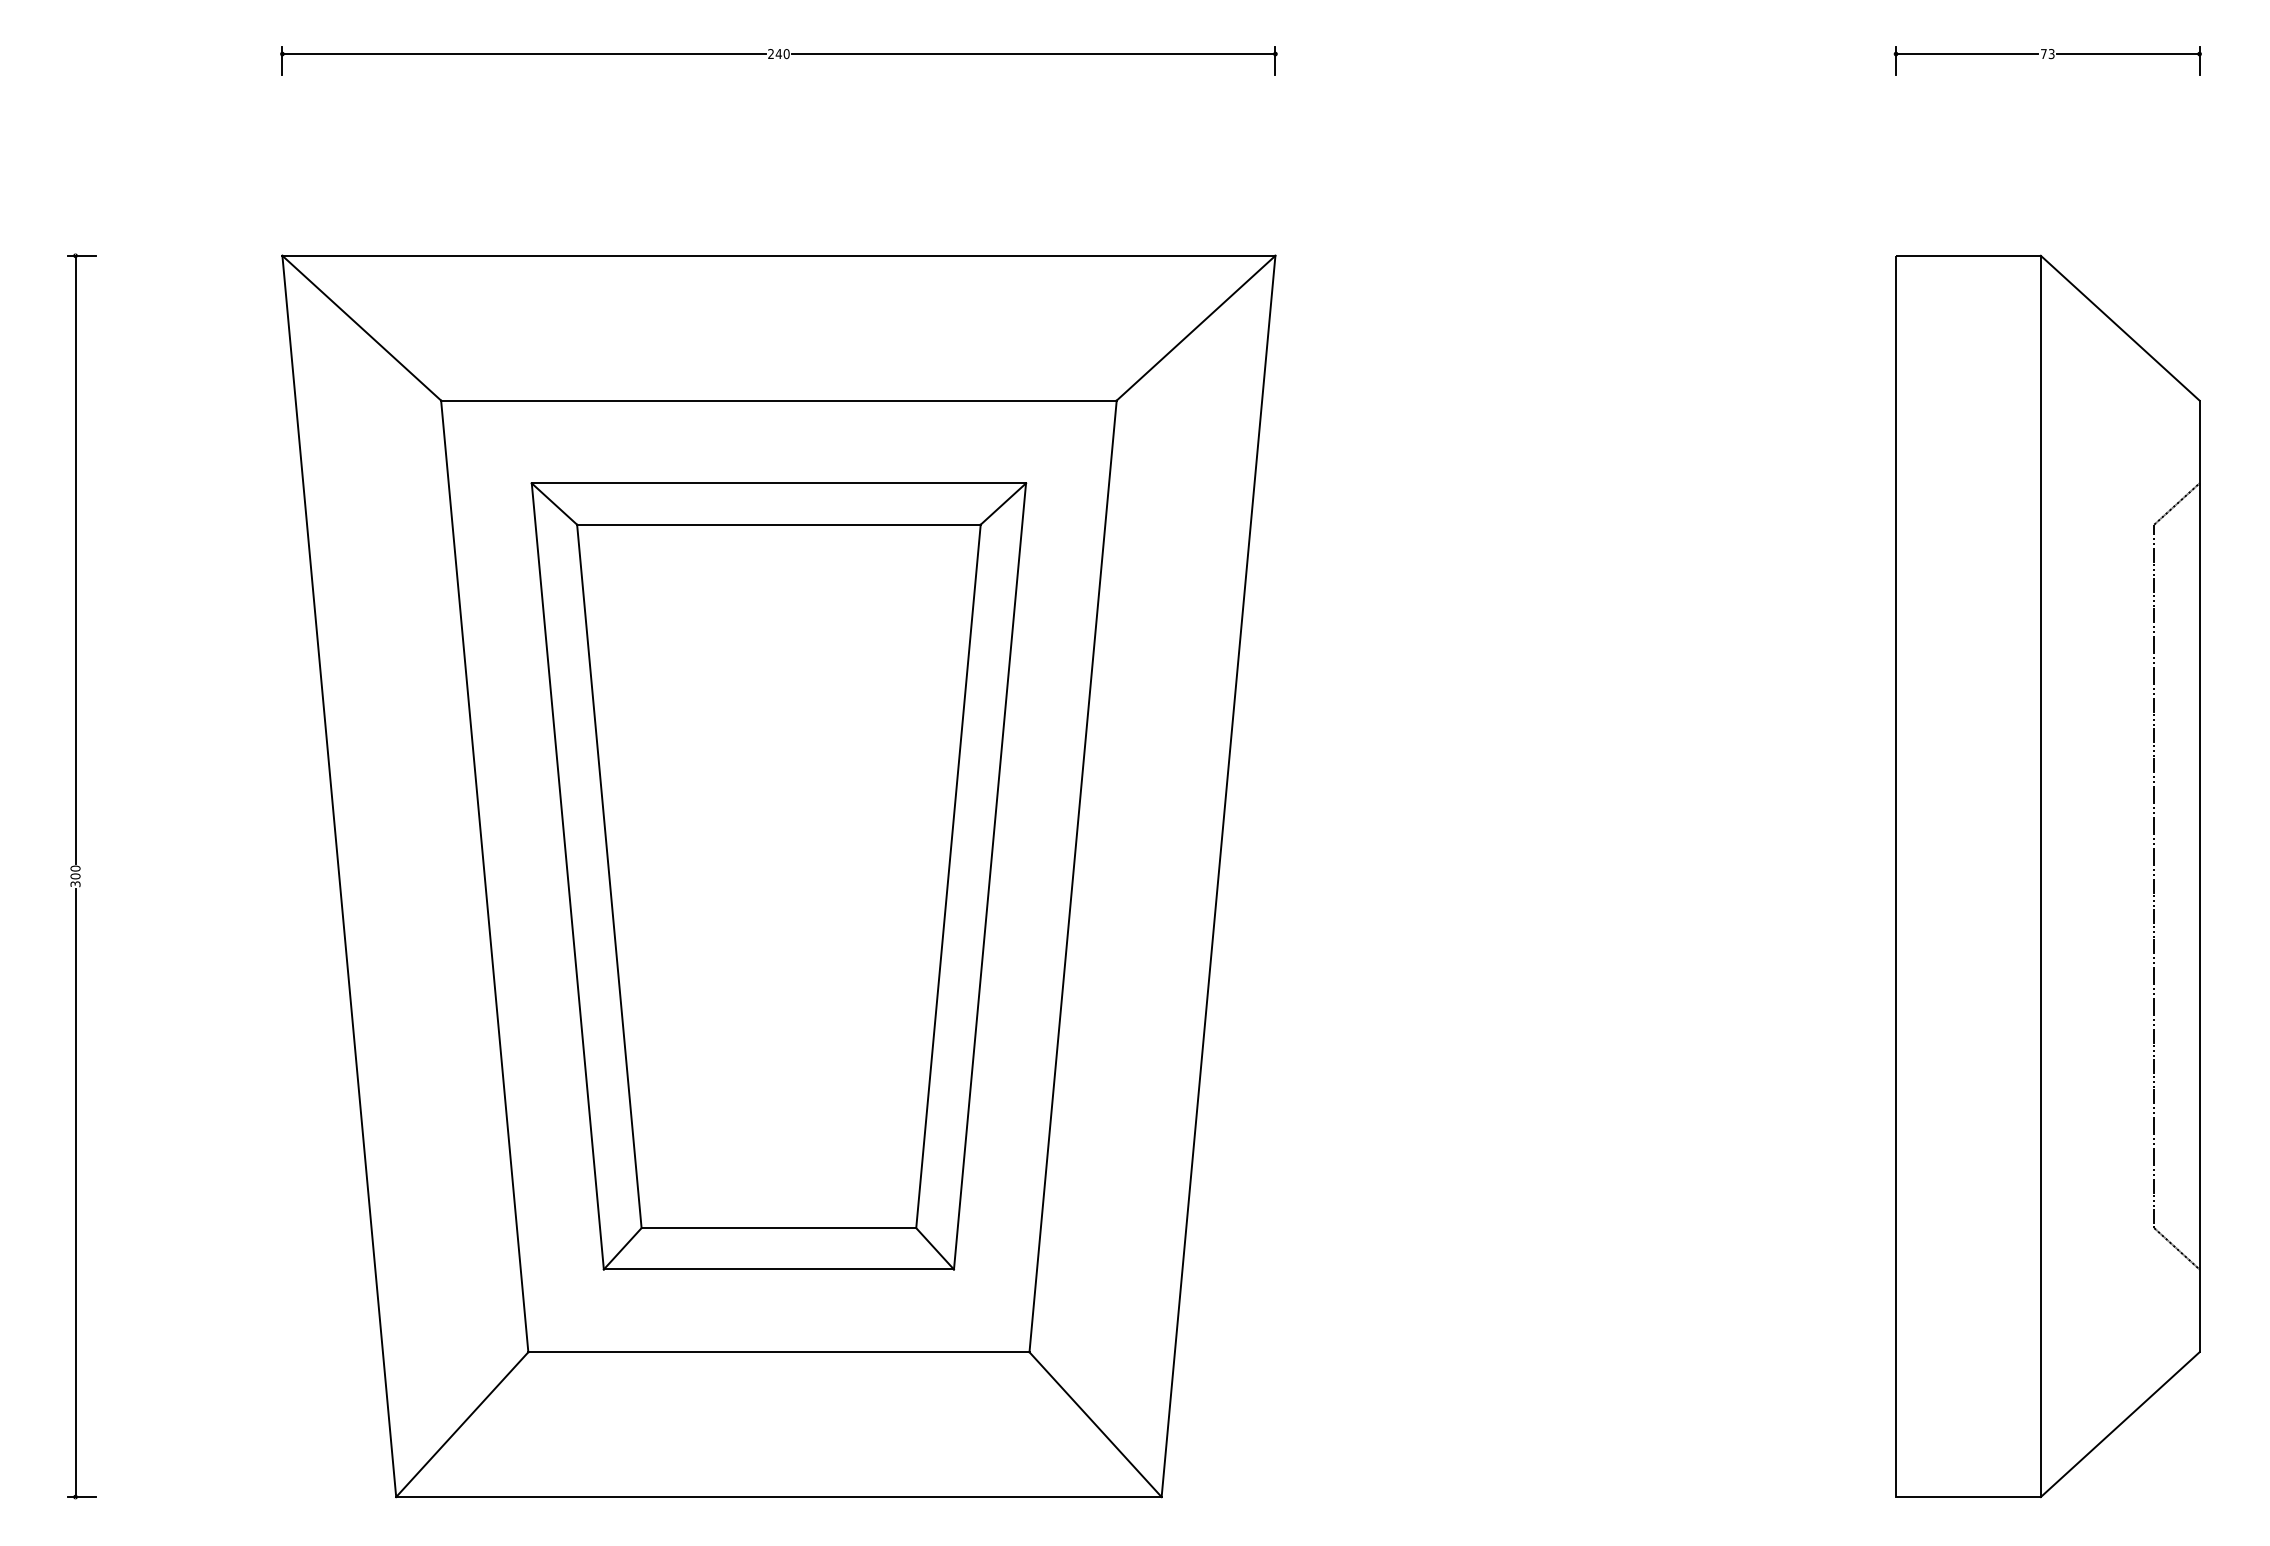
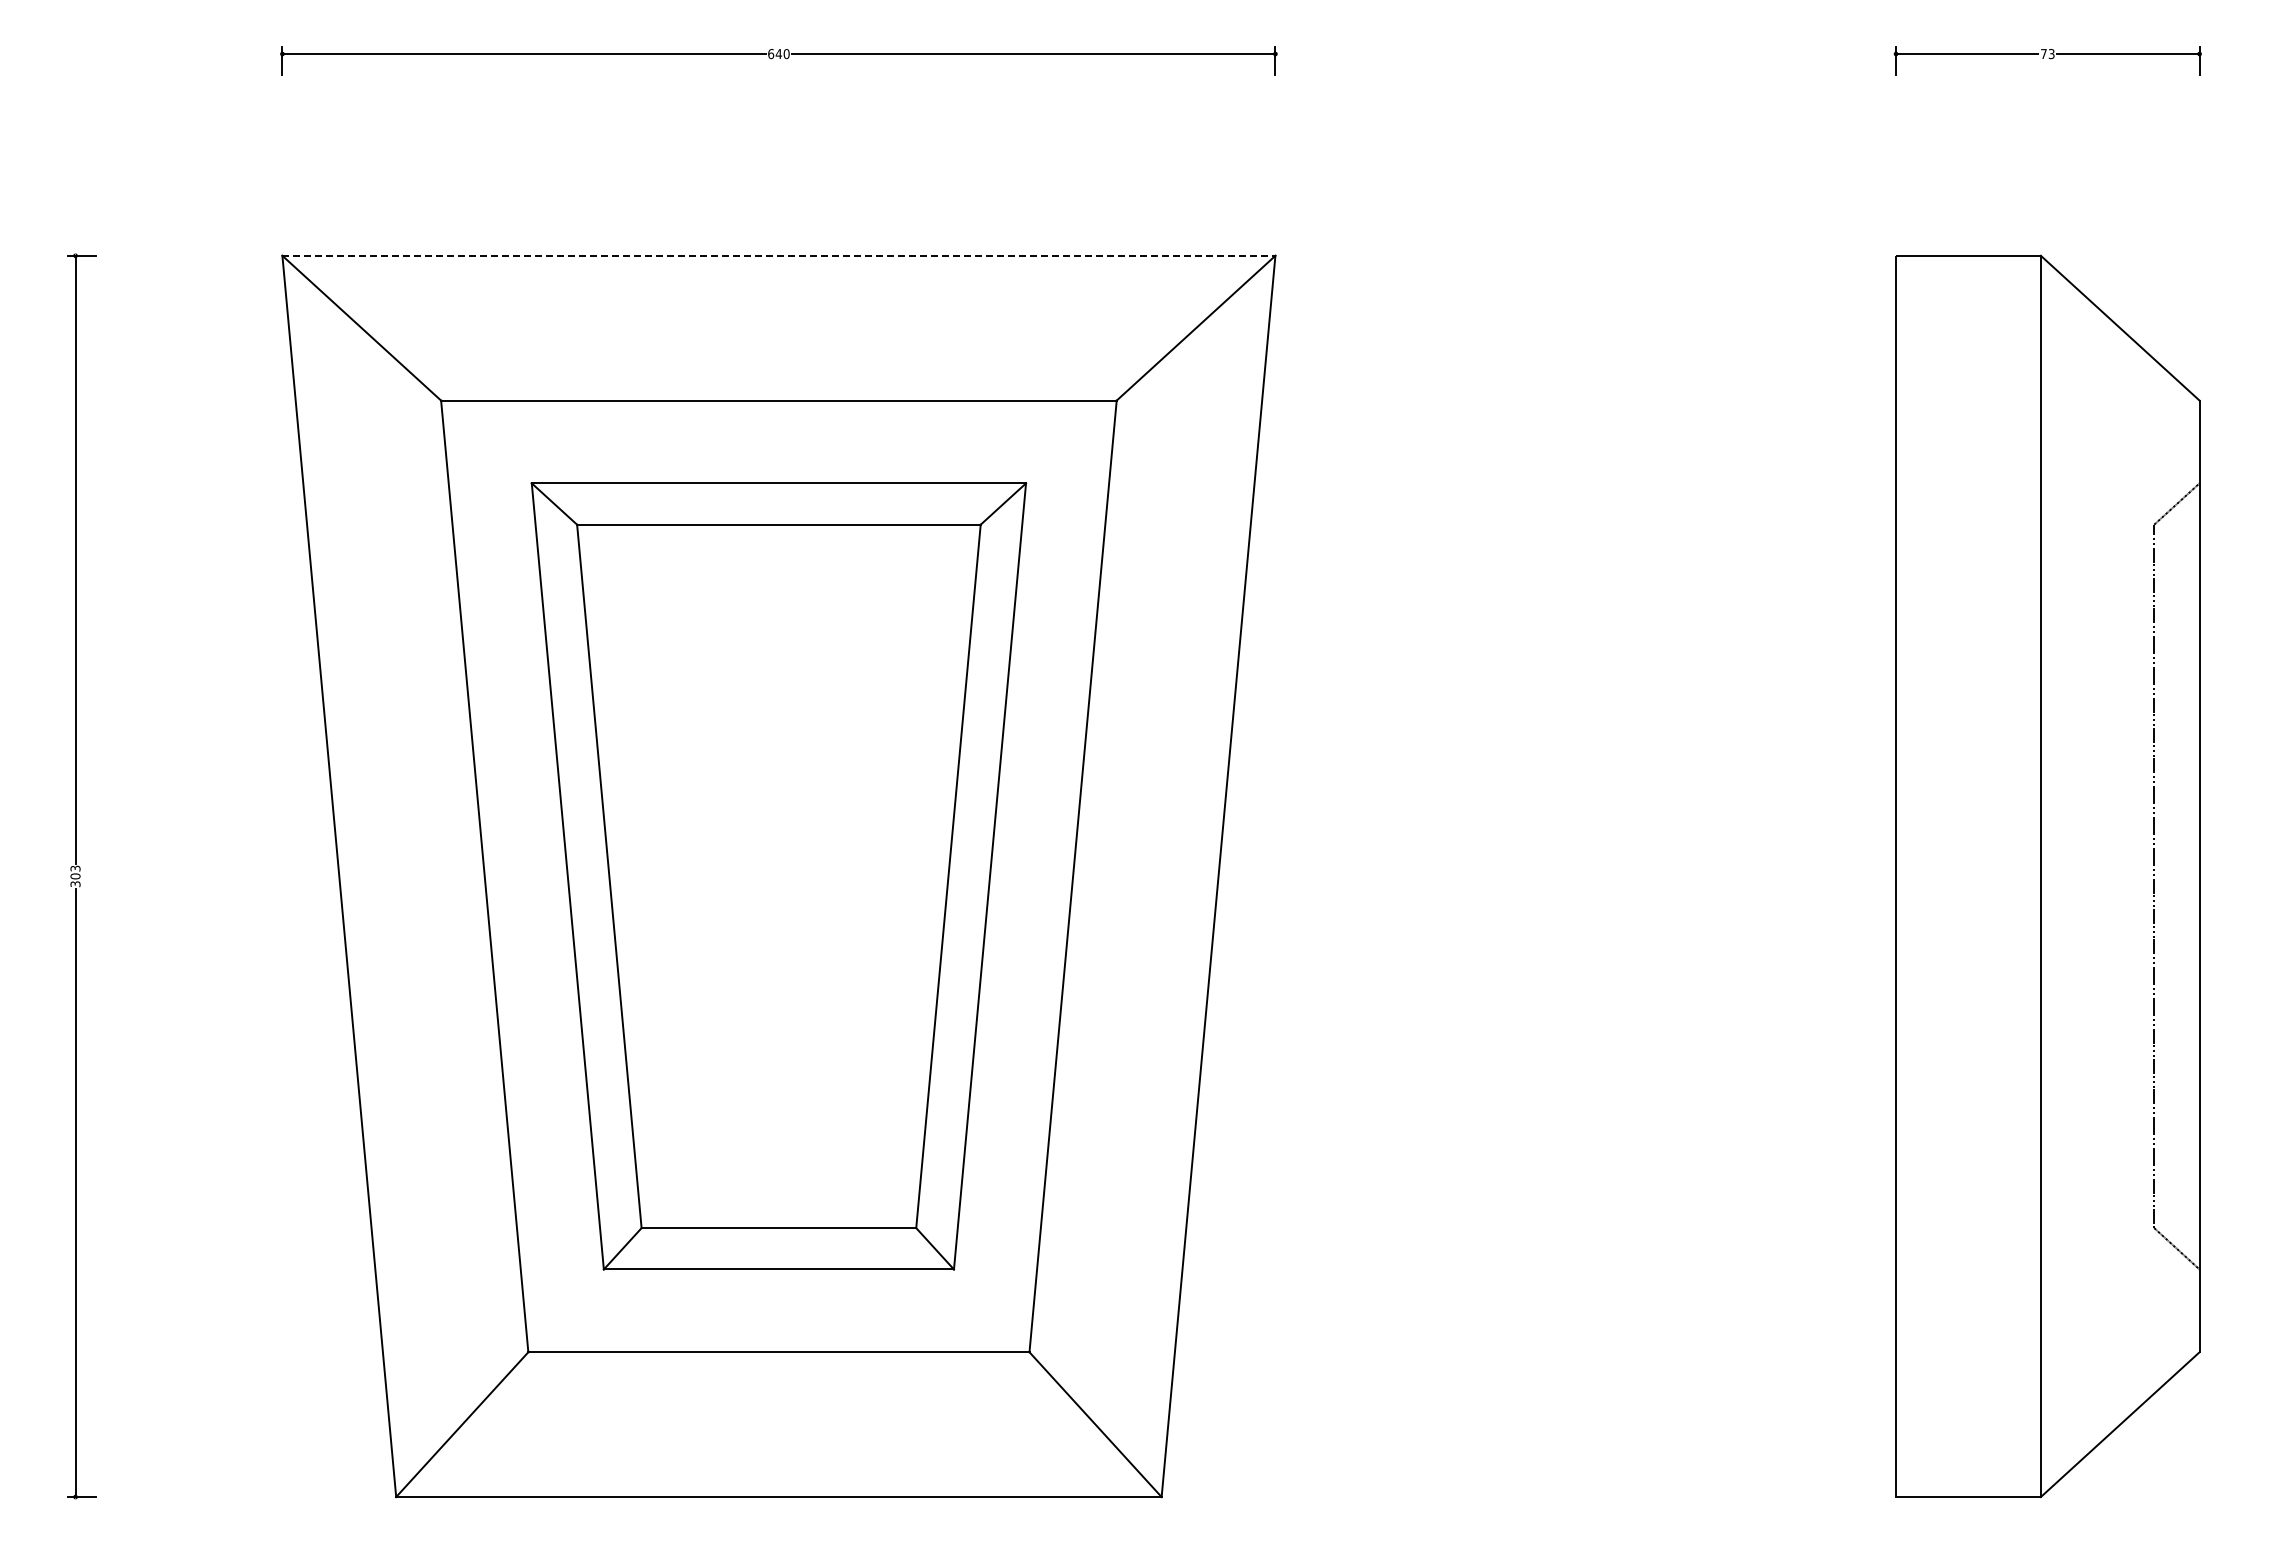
text: 240 -> 640 (771, 54)
line: solid -> dashed (778, 255)
text: 300 -> 303 (75, 868)
